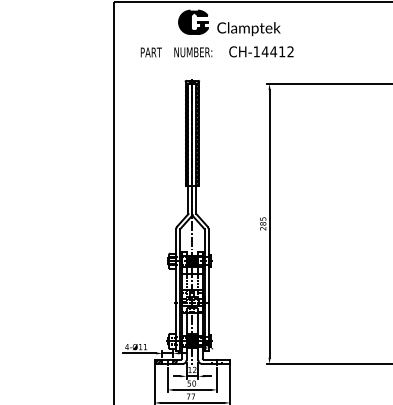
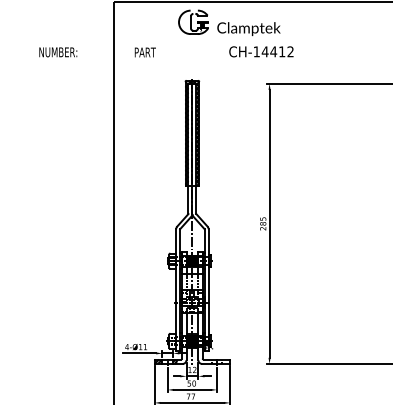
fill: present -> none (193, 22)
text position: (150, 52) -> (144, 52) (144, 52)
text position: (193, 52) -> (58, 52) (58, 52)
